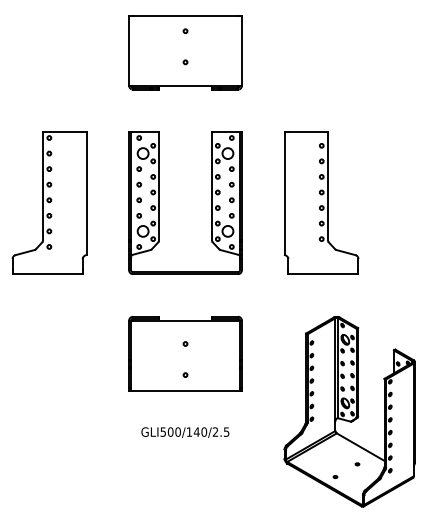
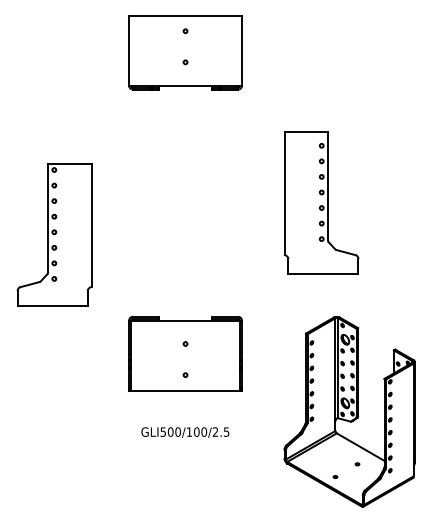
part position: (49, 202) -> (54, 234) (54, 234)
part: present -> none (159, 202)
text: GLI500/140/2.5 -> GLI500/100/2.5 (196, 431)
